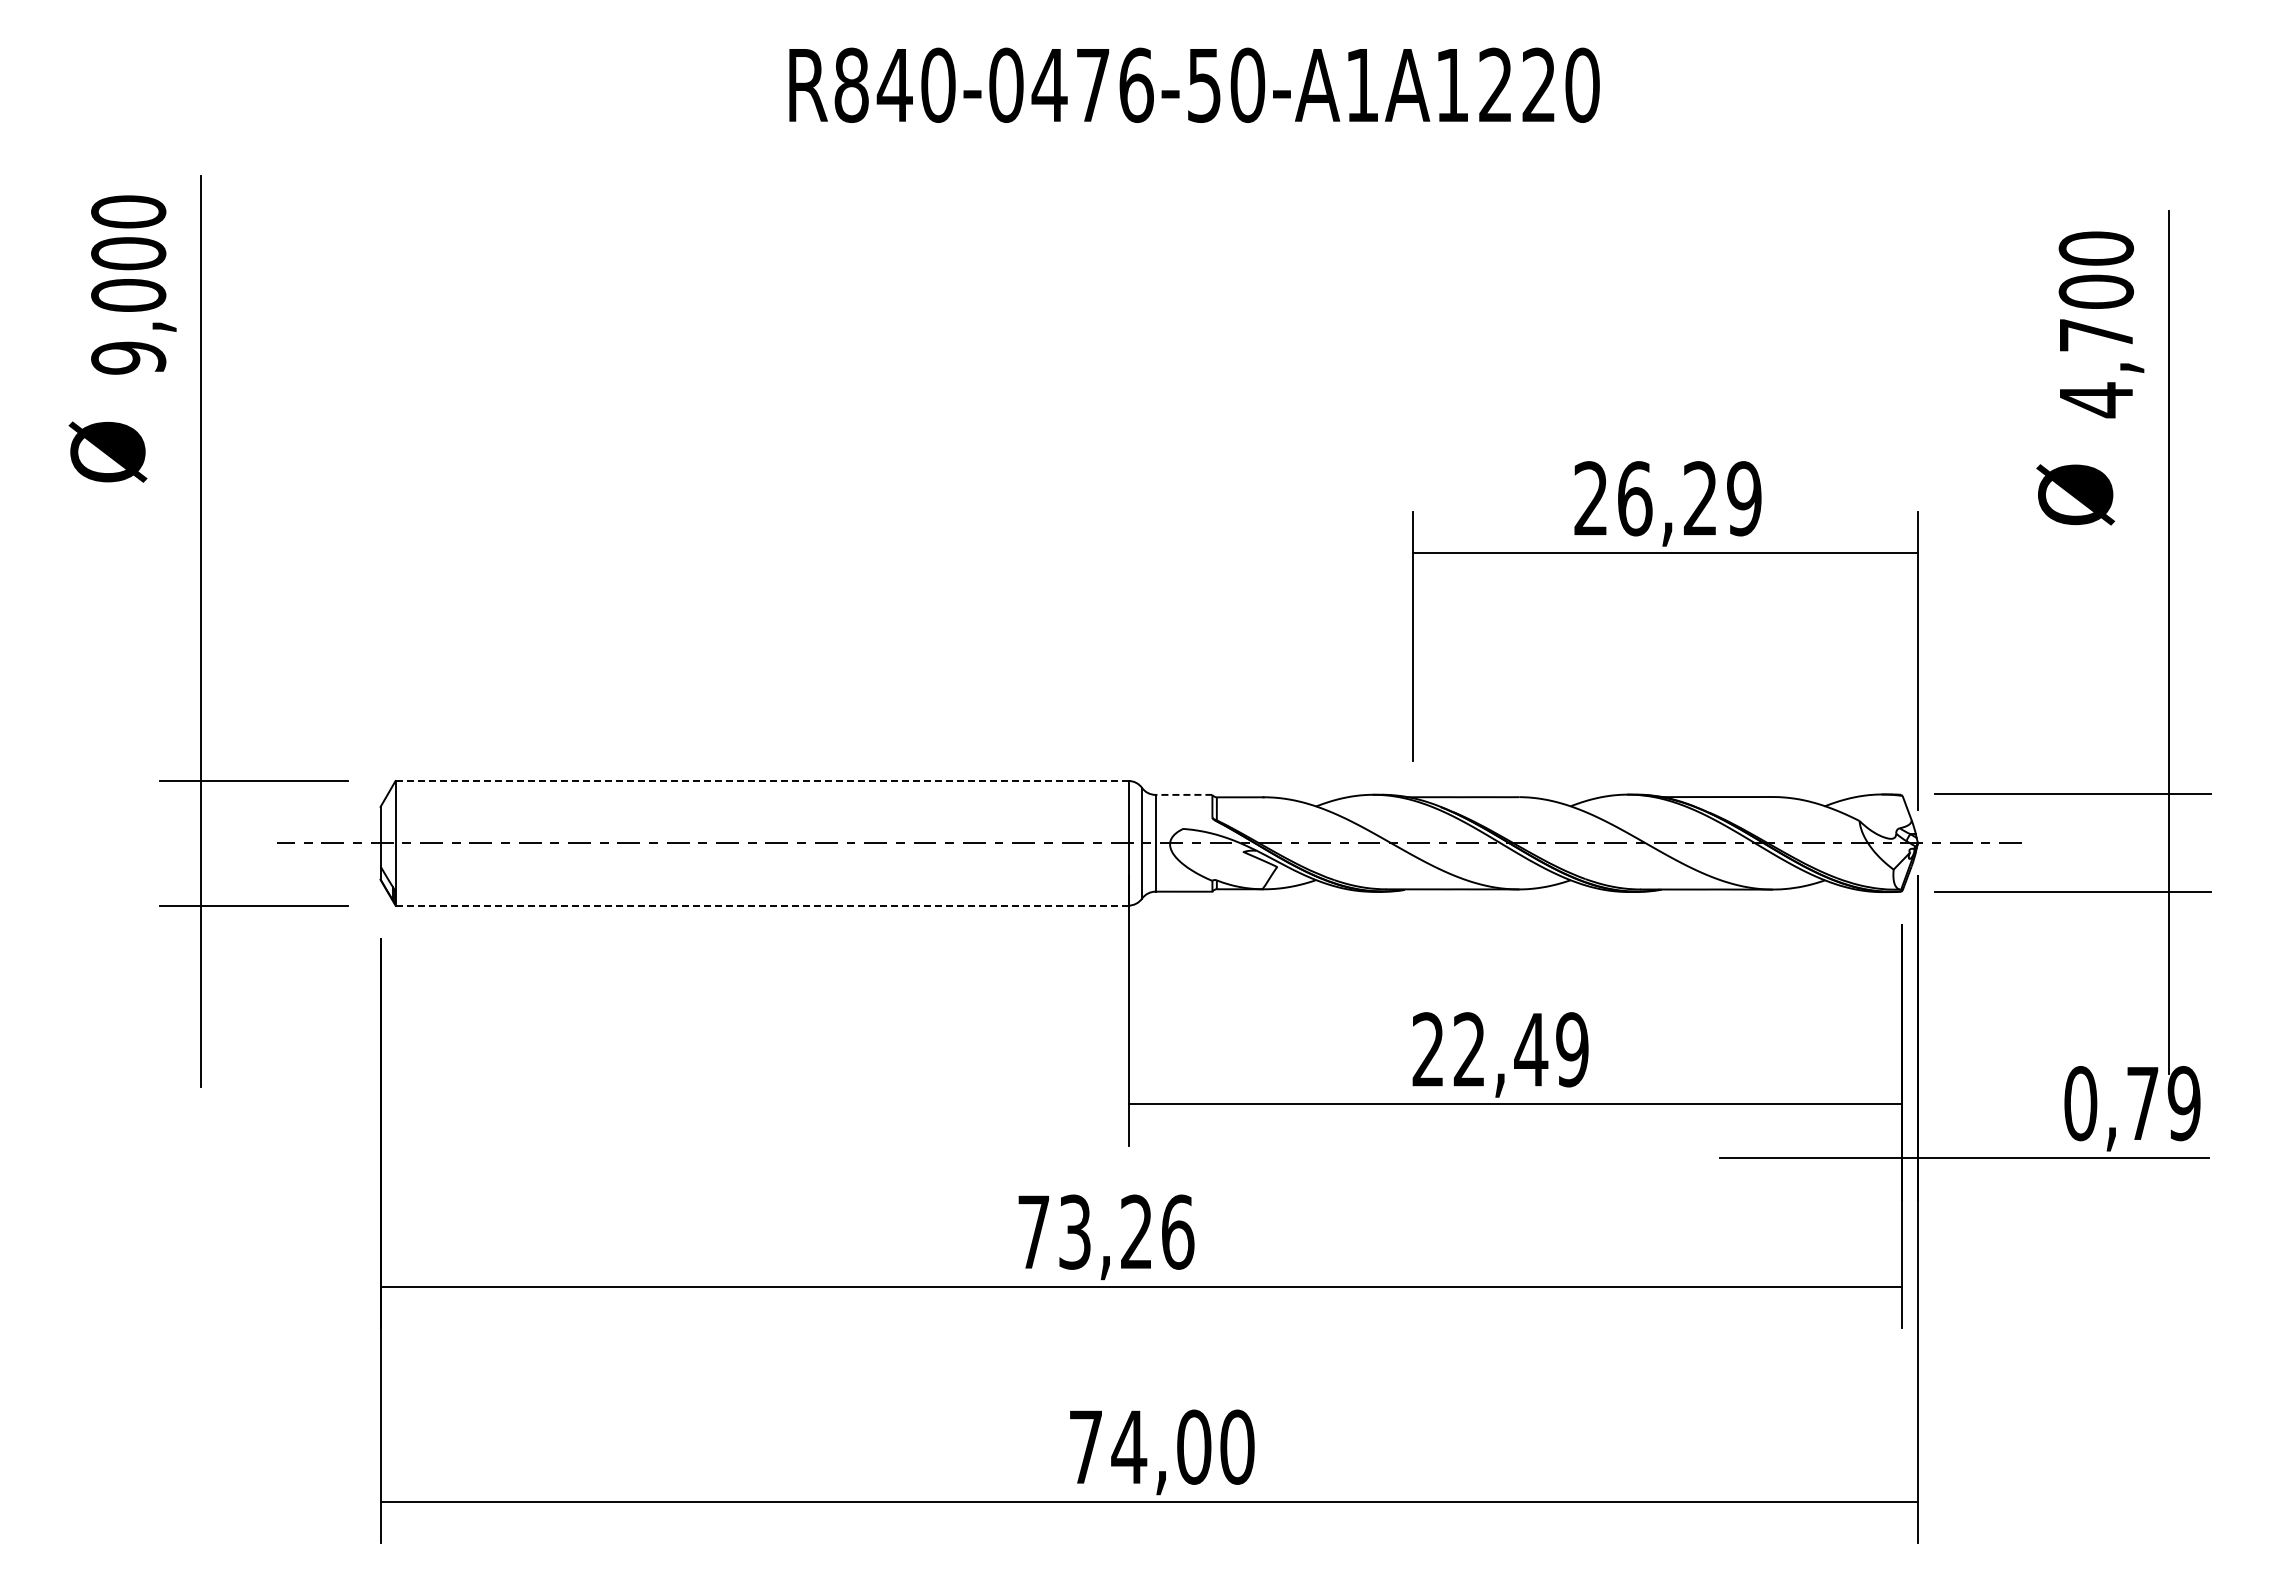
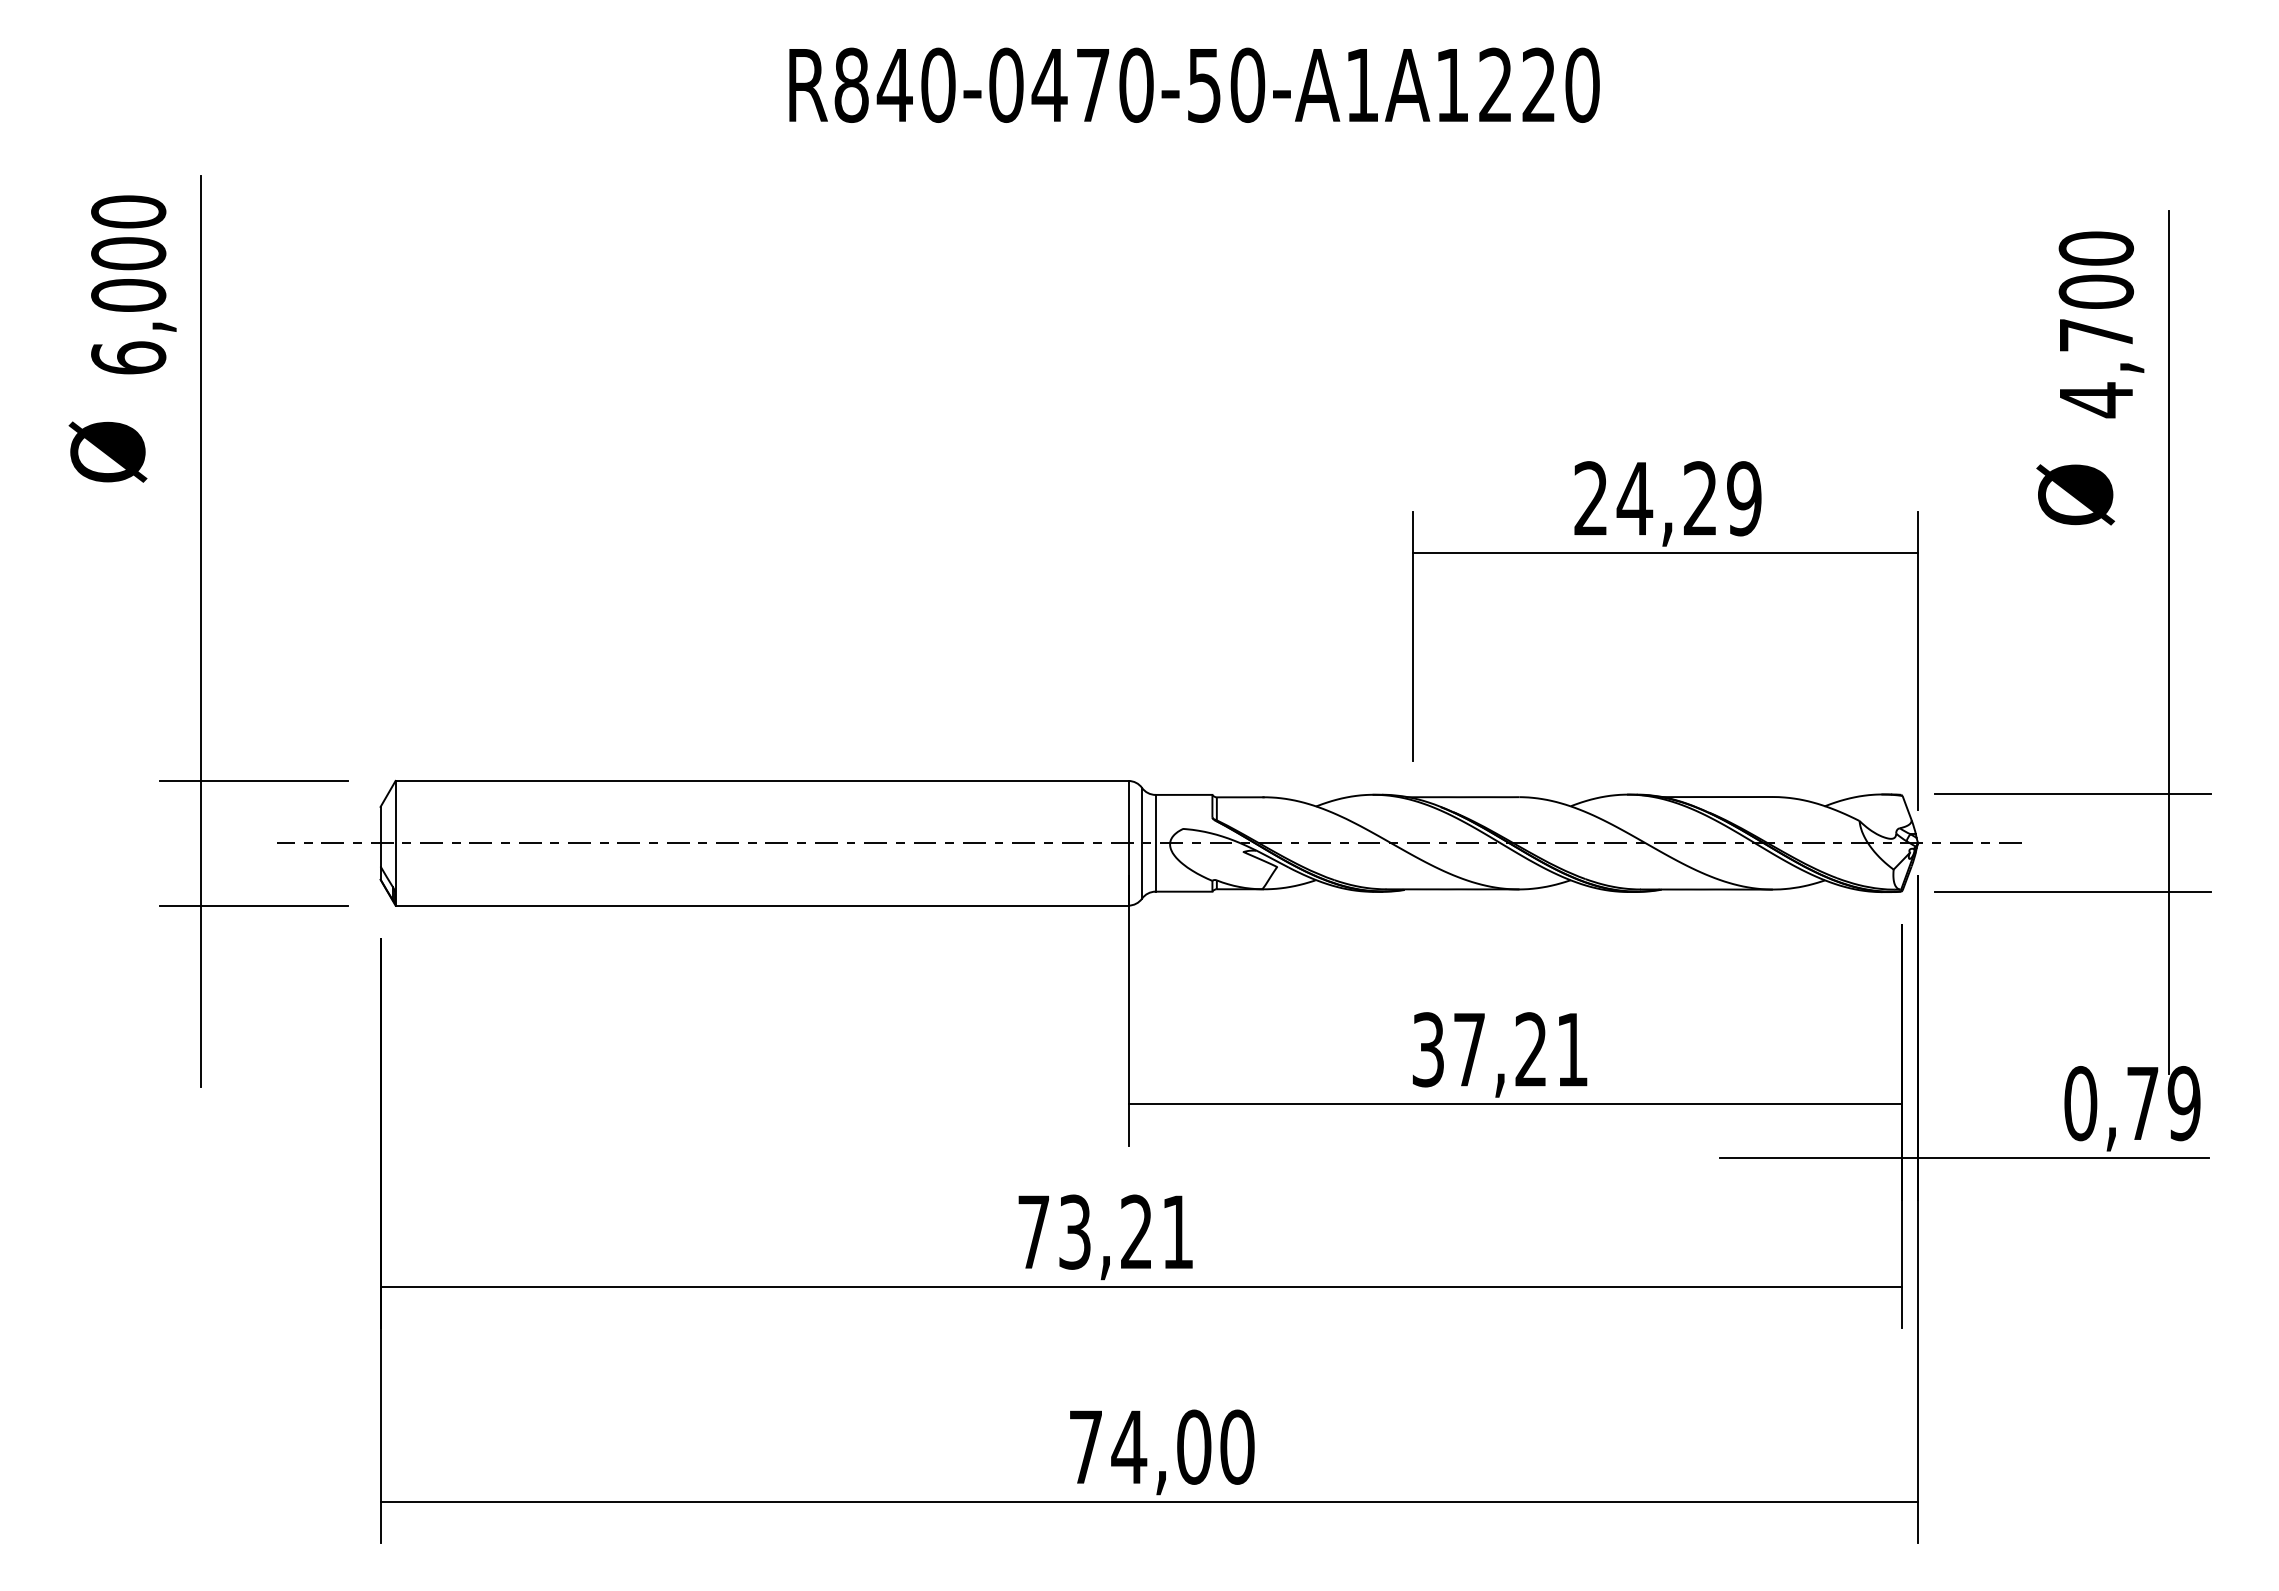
text: R840-0476-50-A1A1220 -> R840-0470-50-A1A1220 (1136, 84)
text: 9,000 -> 6,000 (128, 357)
text: 26,29 -> 24,29 (1634, 498)
line: dashed -> solid (761, 780)
line: dashed -> solid (1183, 794)
line: dashed -> solid (762, 905)
text: 22,49 -> 37,21 (1500, 1049)
text: 73,26 -> 73,21 (1178, 1231)
